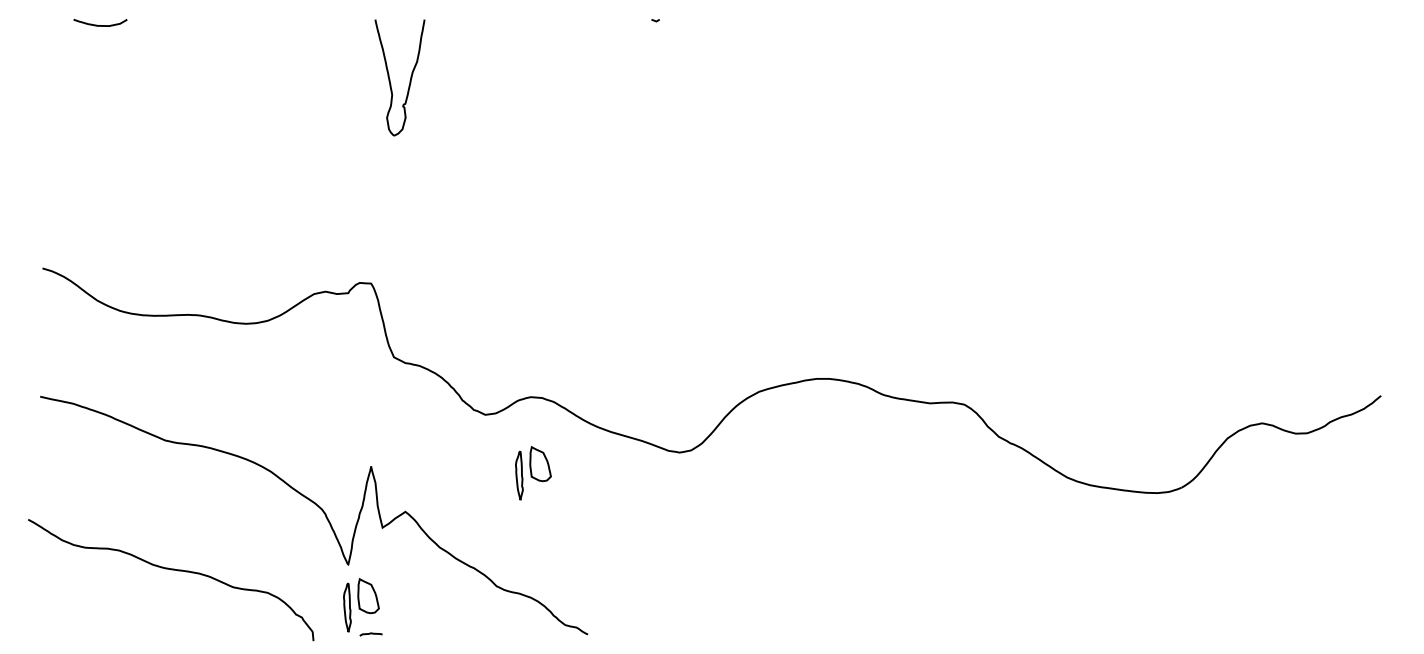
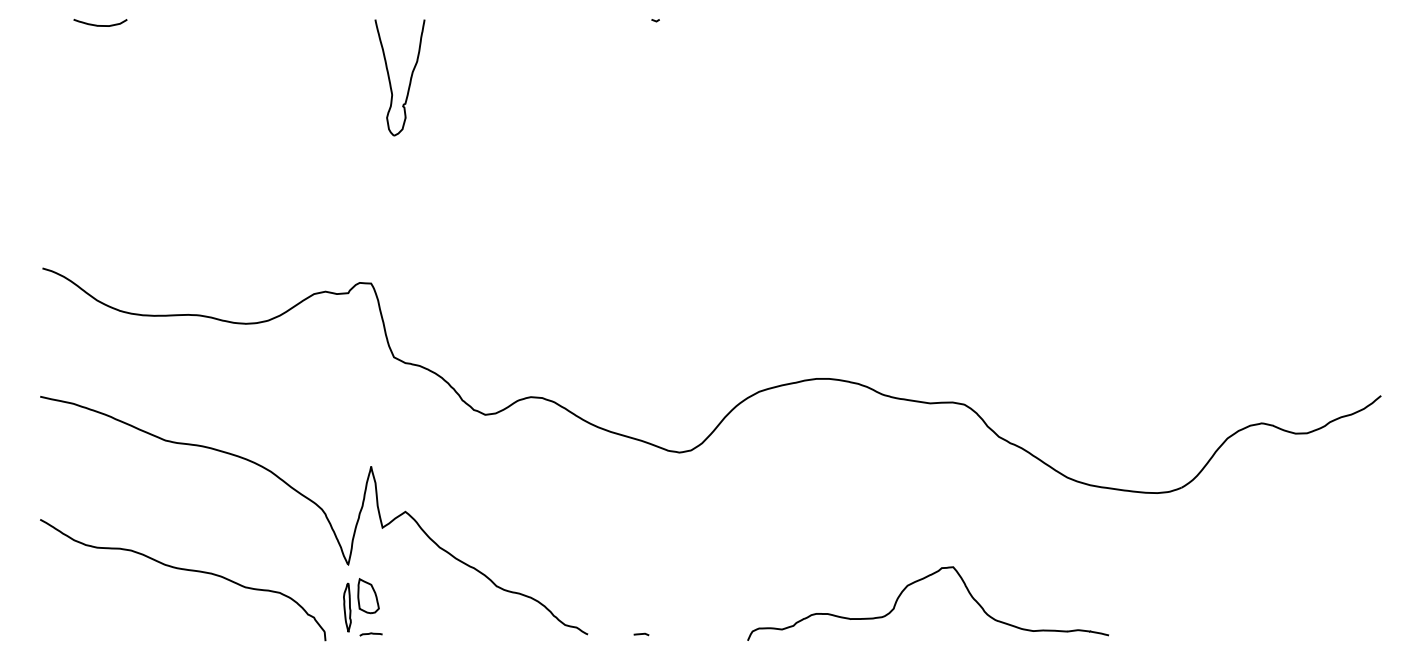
part: present -> none (533, 473)
curve position: (171, 570) -> (183, 570) (183, 570)
curve: none -> present (919, 581)
line: none -> present (641, 634)
